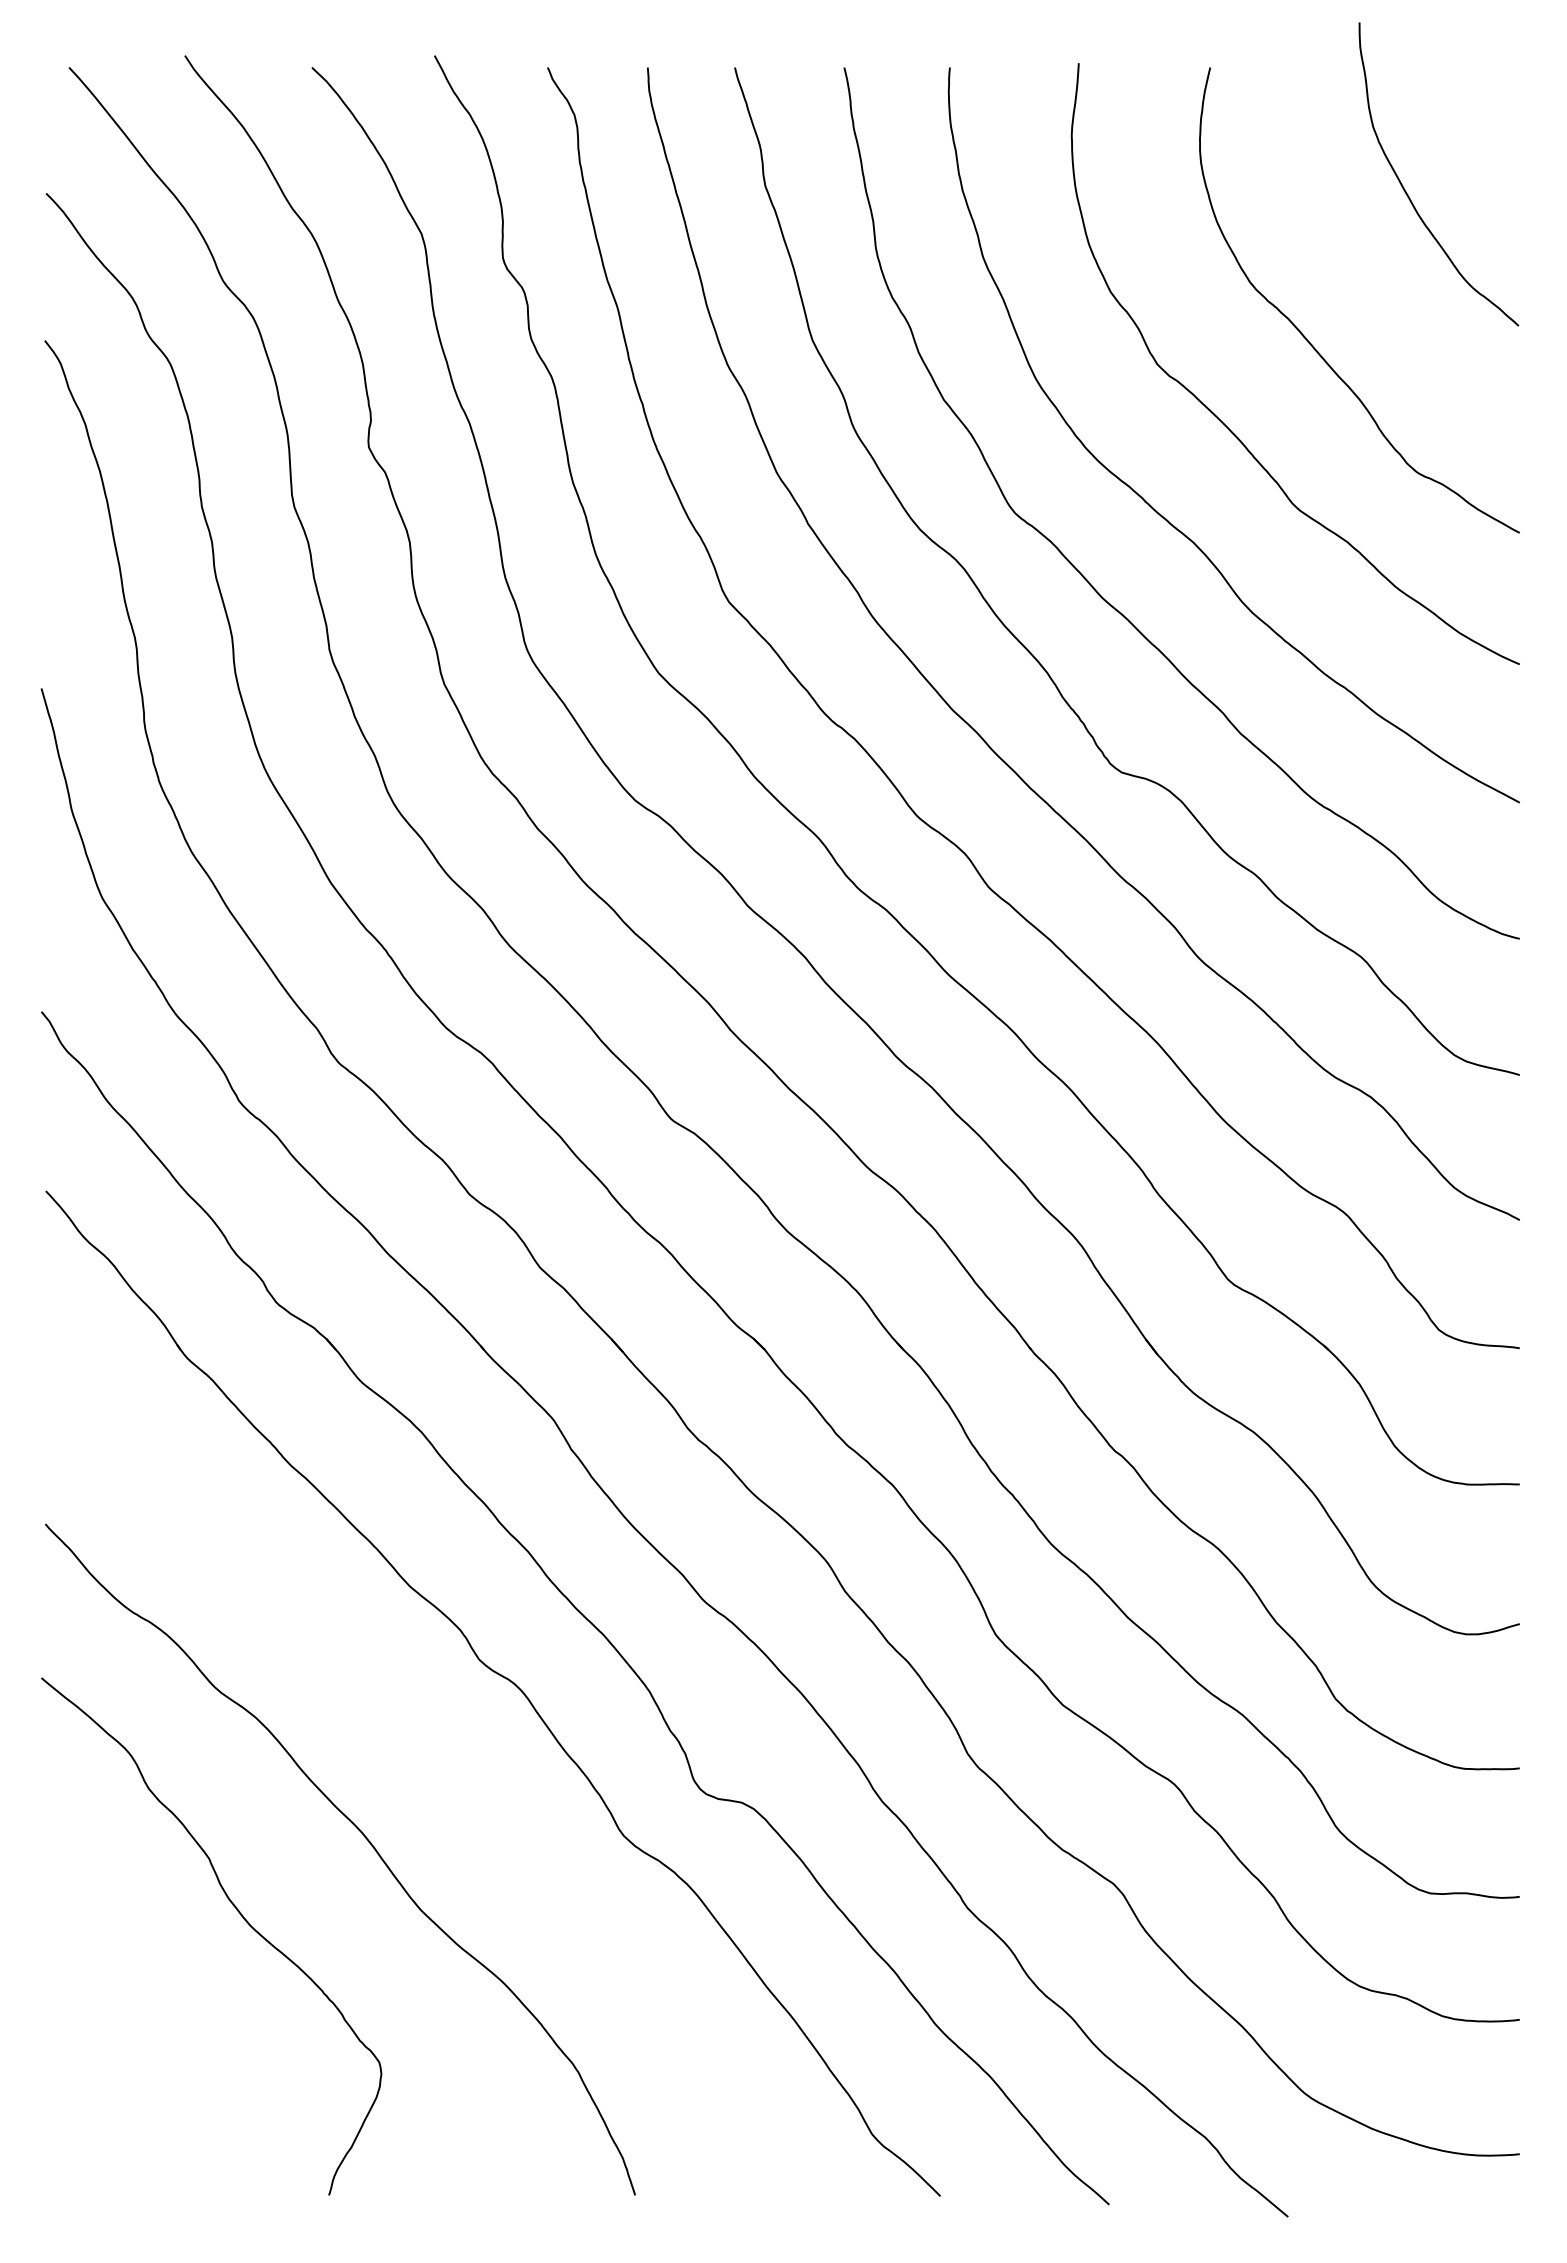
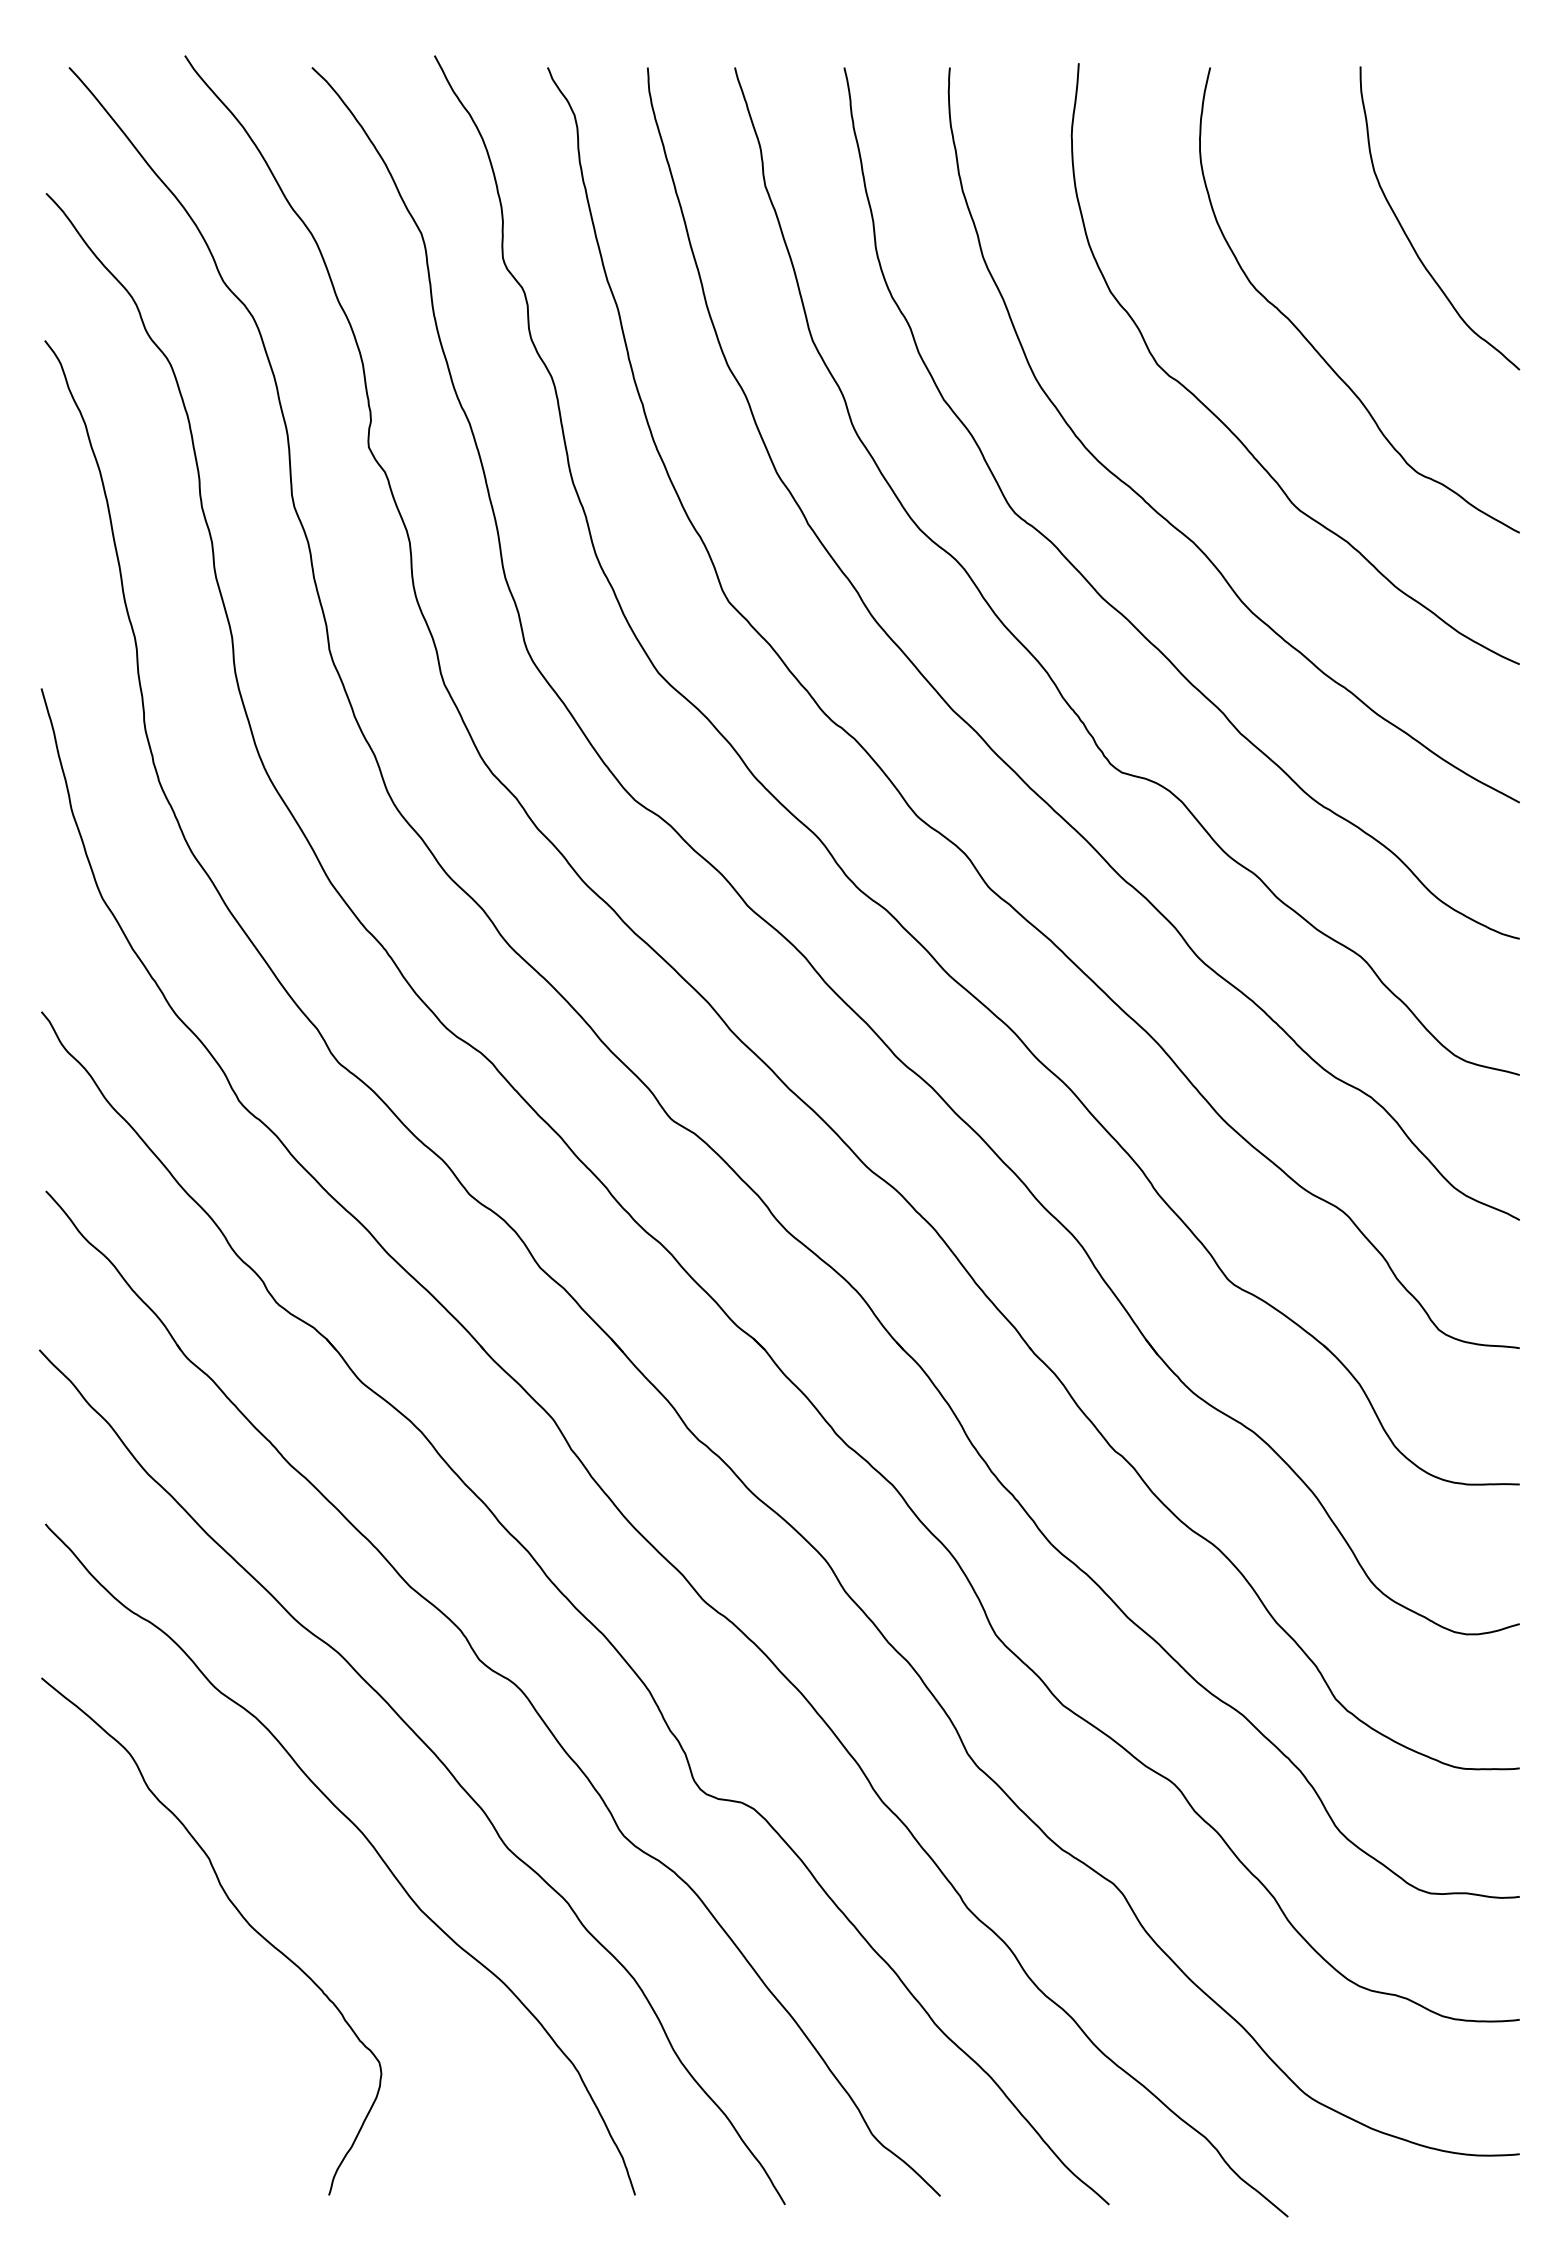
curve position: (1408, 194) -> (1409, 238) (1409, 238)
curve: none -> present (433, 1754)
